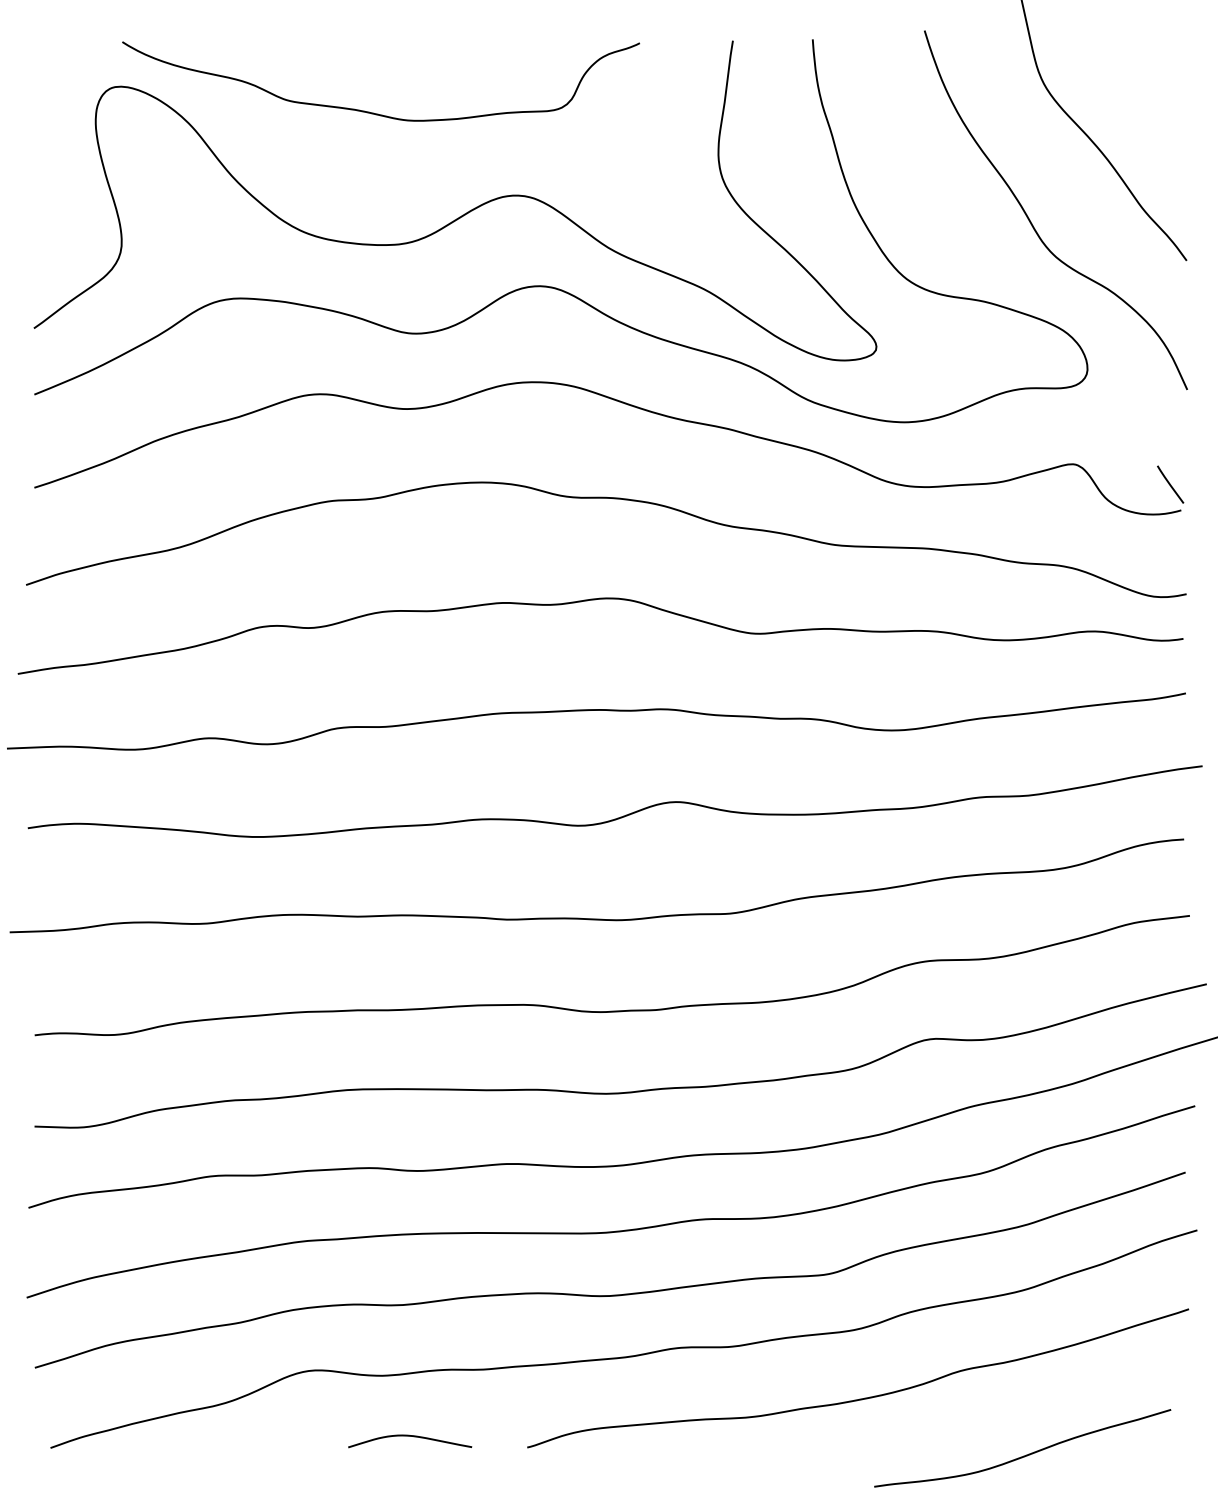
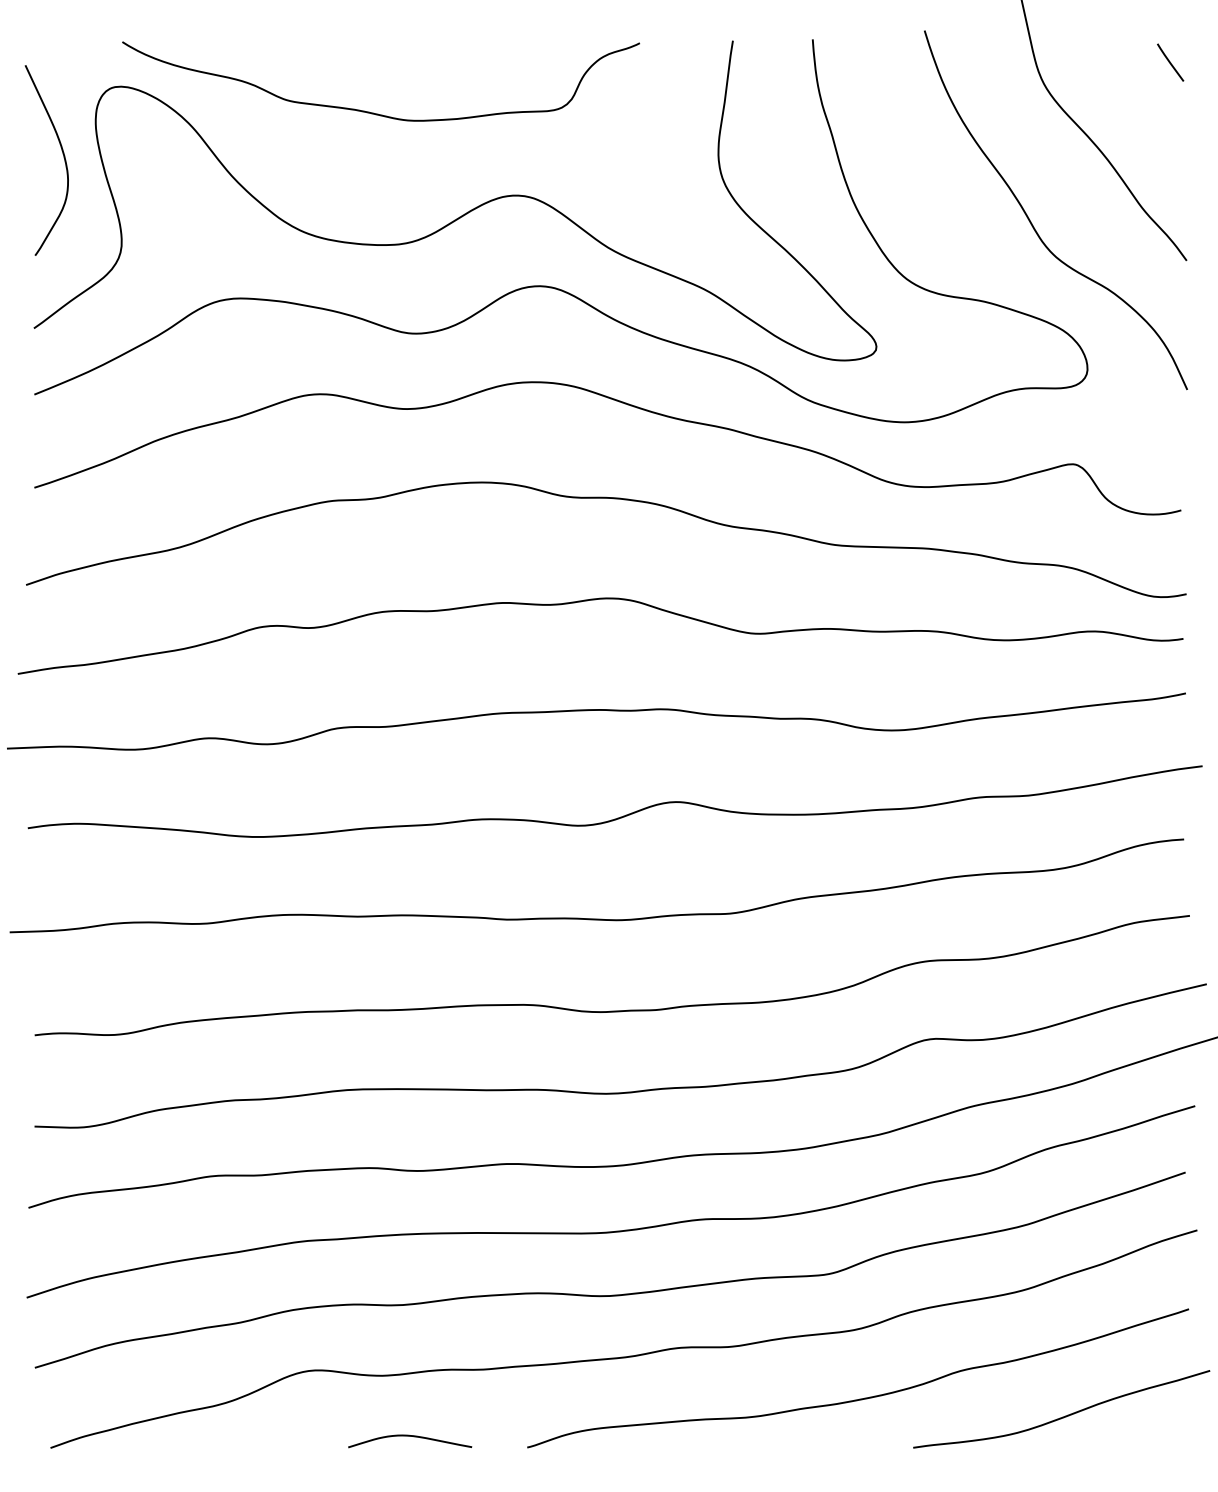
curve: none -> present (62, 154)
line position: (1170, 484) -> (1170, 62) (1170, 62)
curve position: (1023, 1455) -> (1062, 1416) (1062, 1416)
